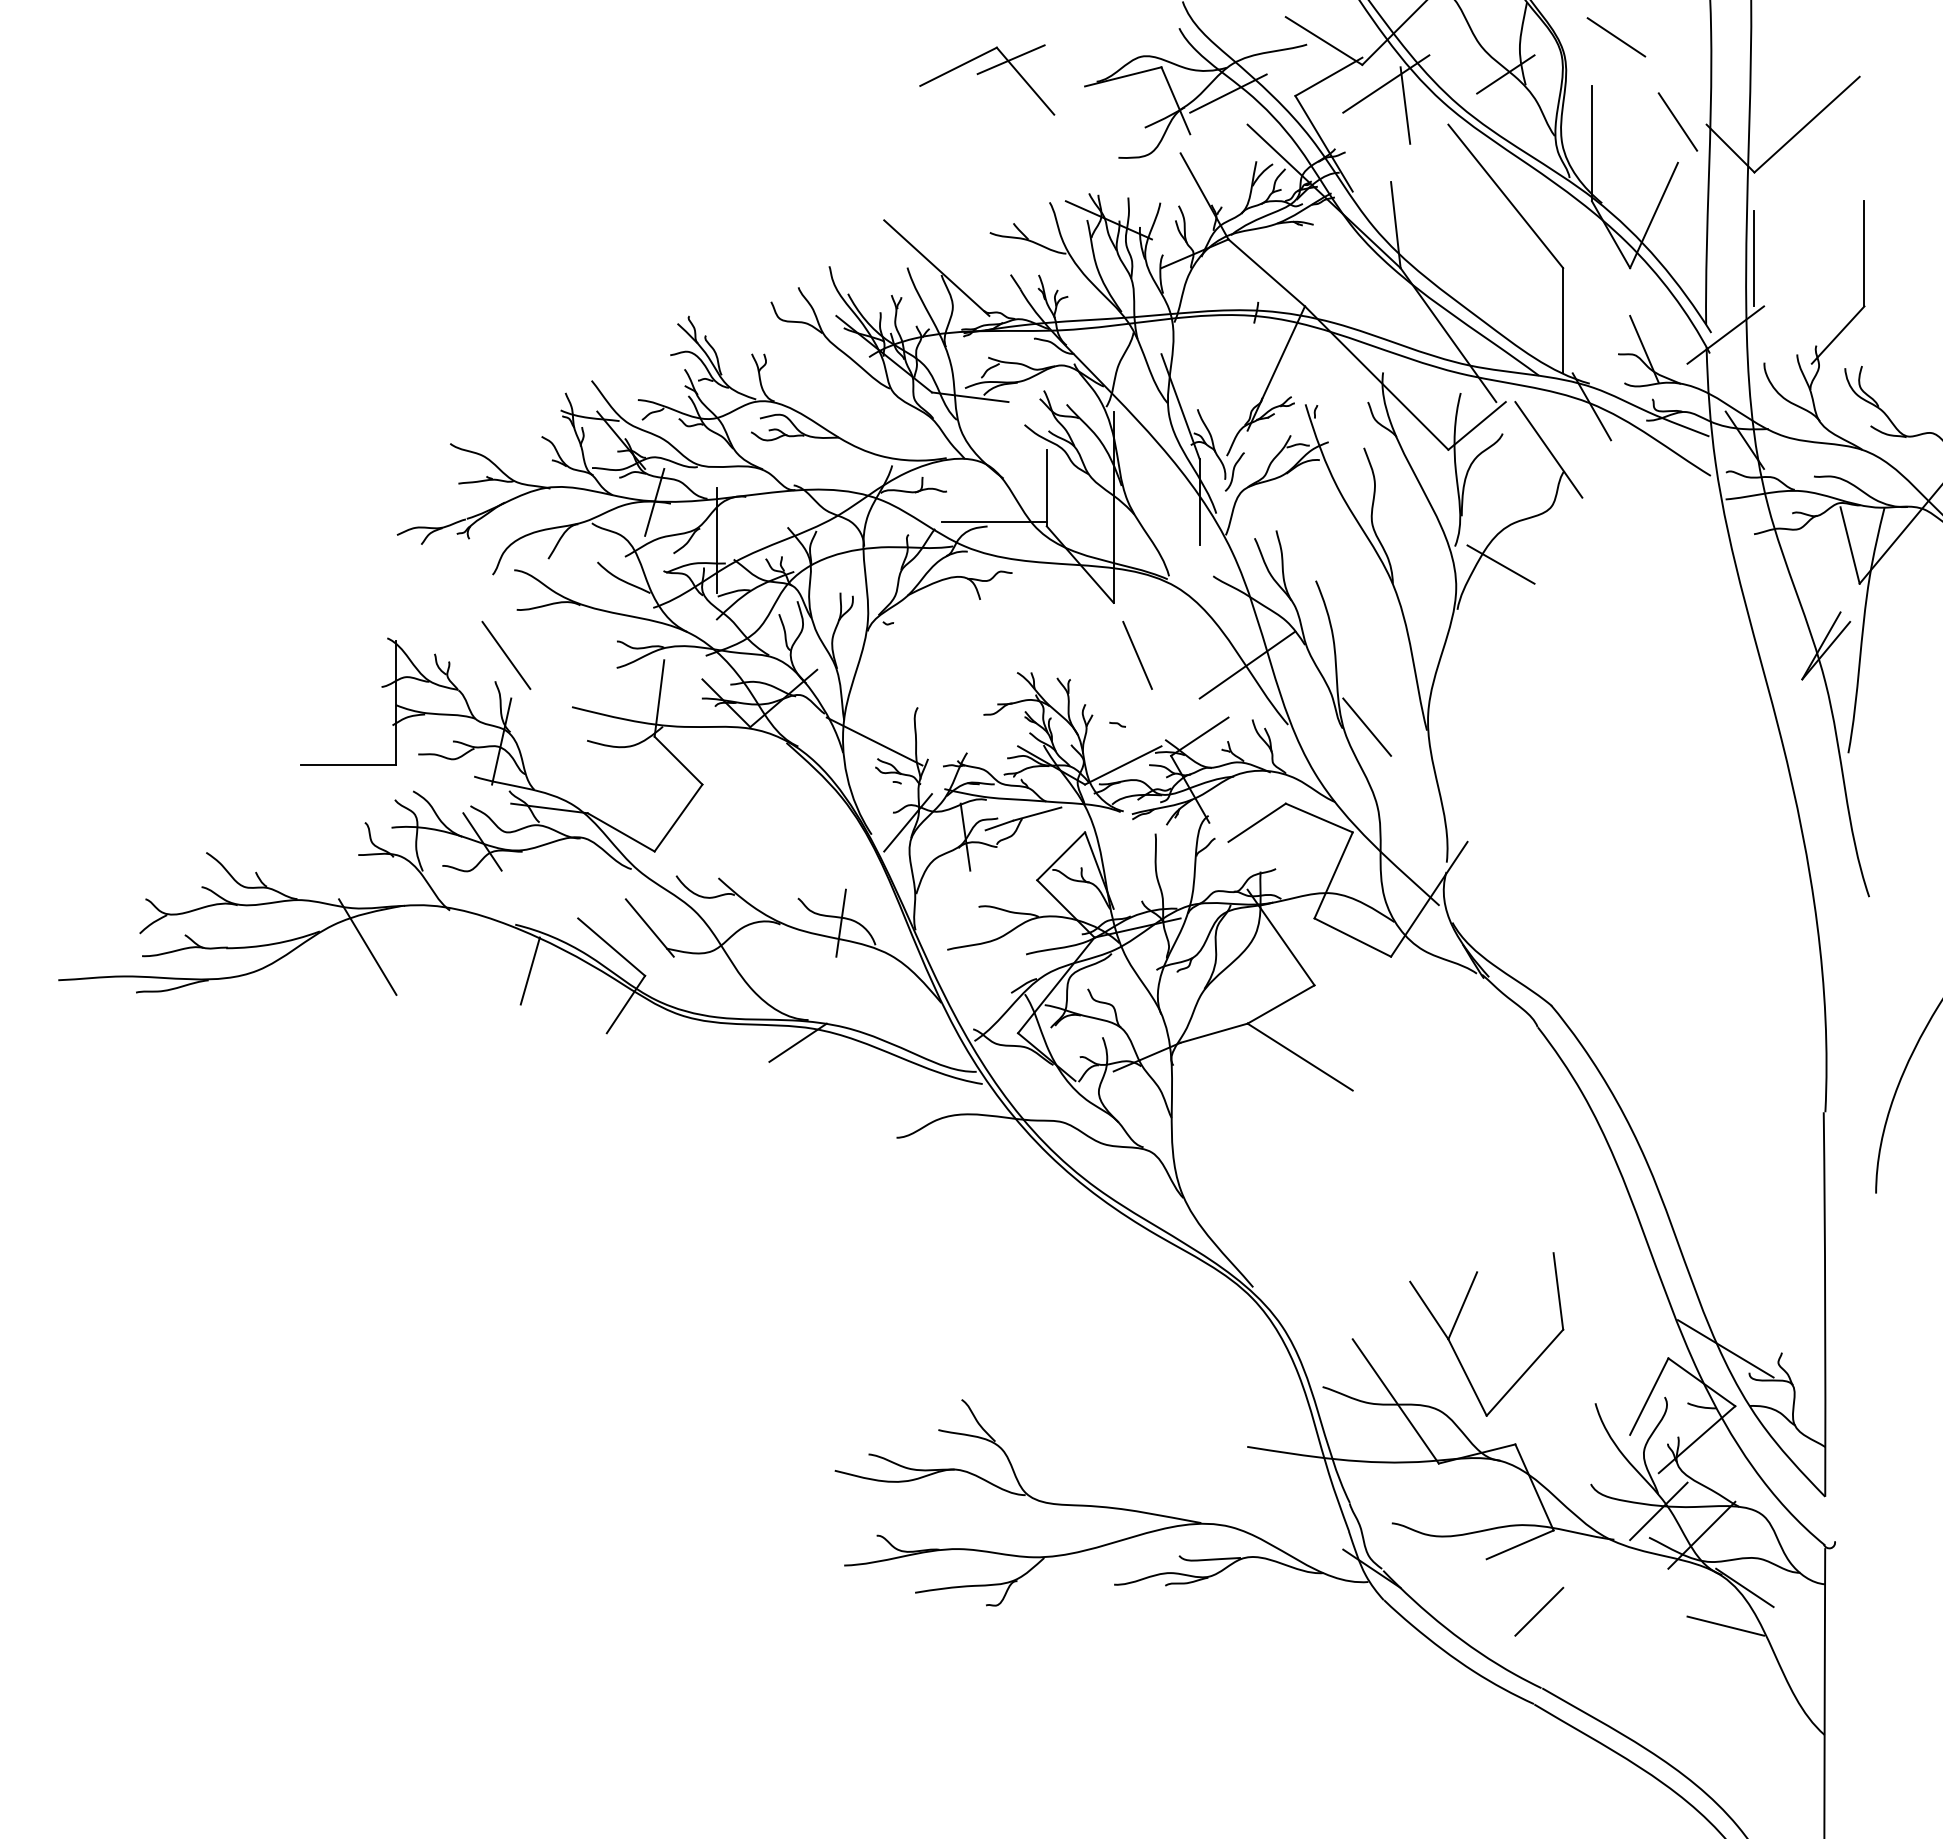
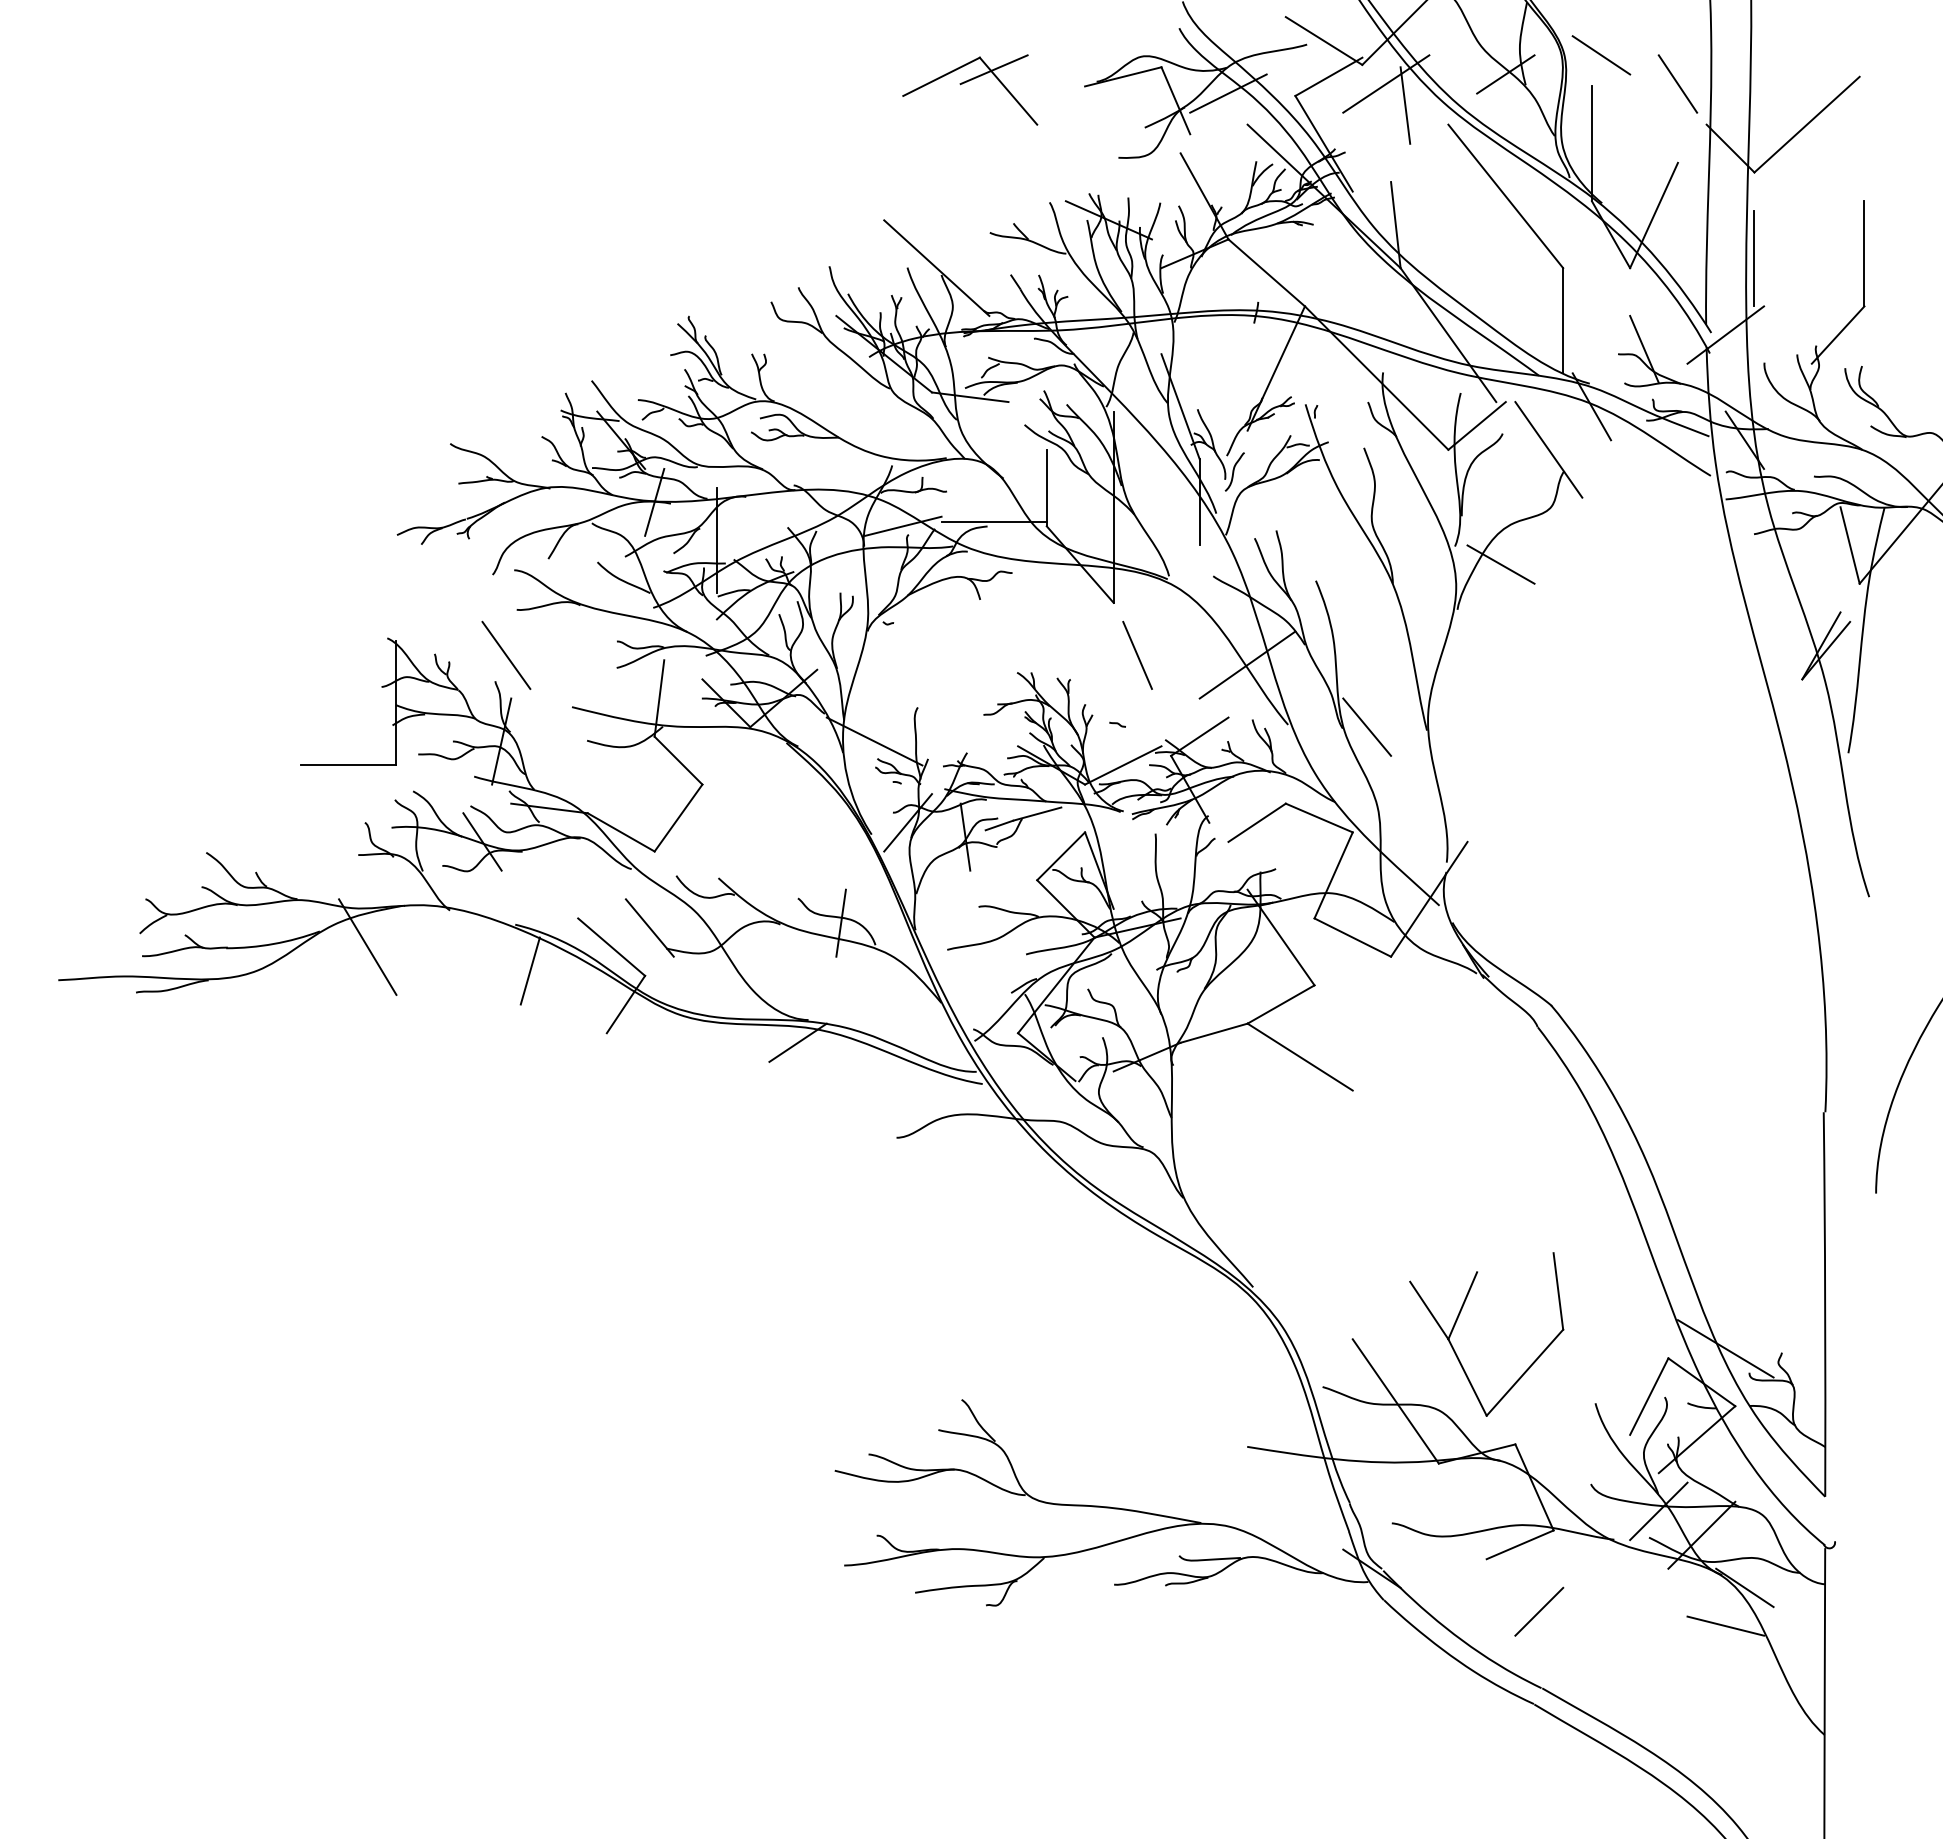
line position: (1616, 37) -> (1601, 55) (1601, 55)
part position: (984, 72) -> (967, 82) (967, 82)
line position: (1677, 121) -> (1677, 83) (1677, 83)
line: none -> present (903, 525)
